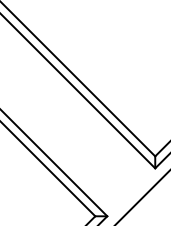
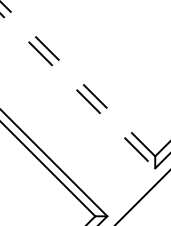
line: solid -> dashed (77, 78)
line: solid -> dashed (78, 91)
